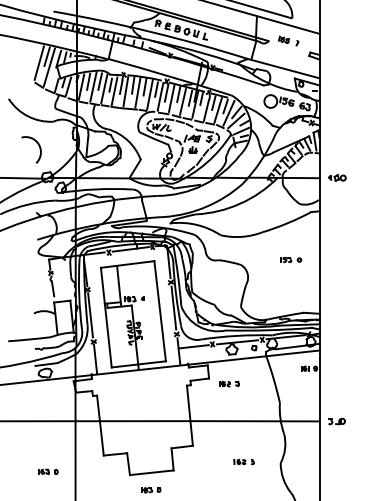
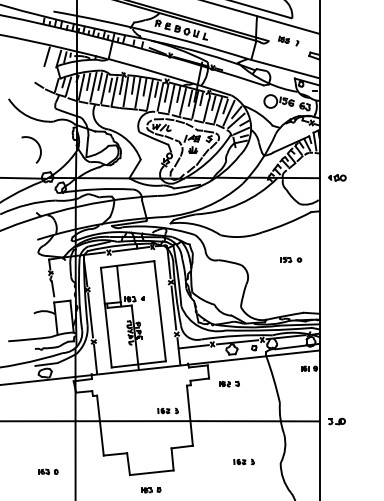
line: present -> none (38, 62)
line: present -> none (48, 67)
part: none -> present (167, 410)
